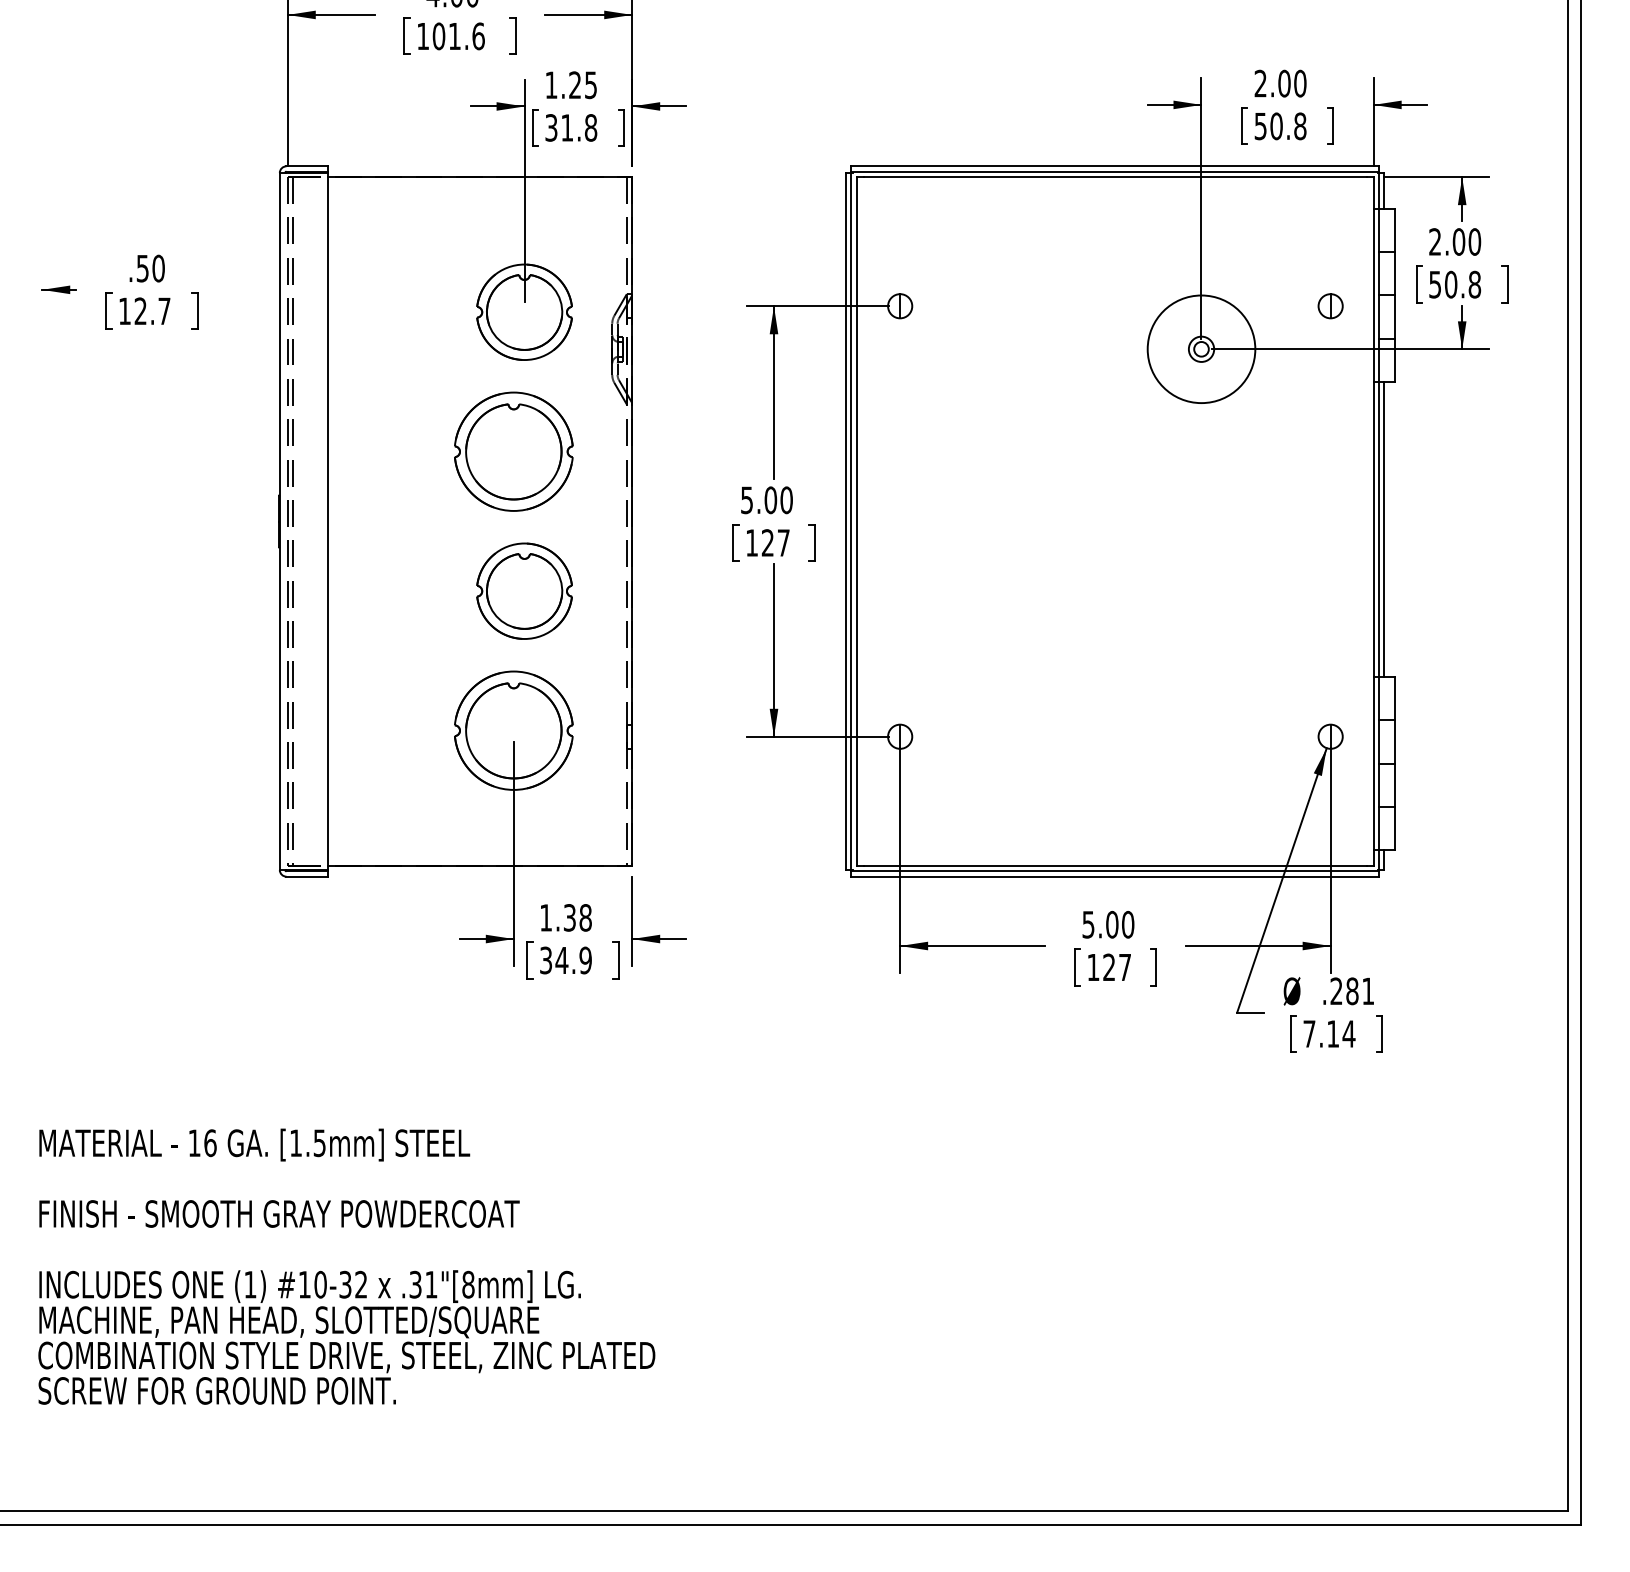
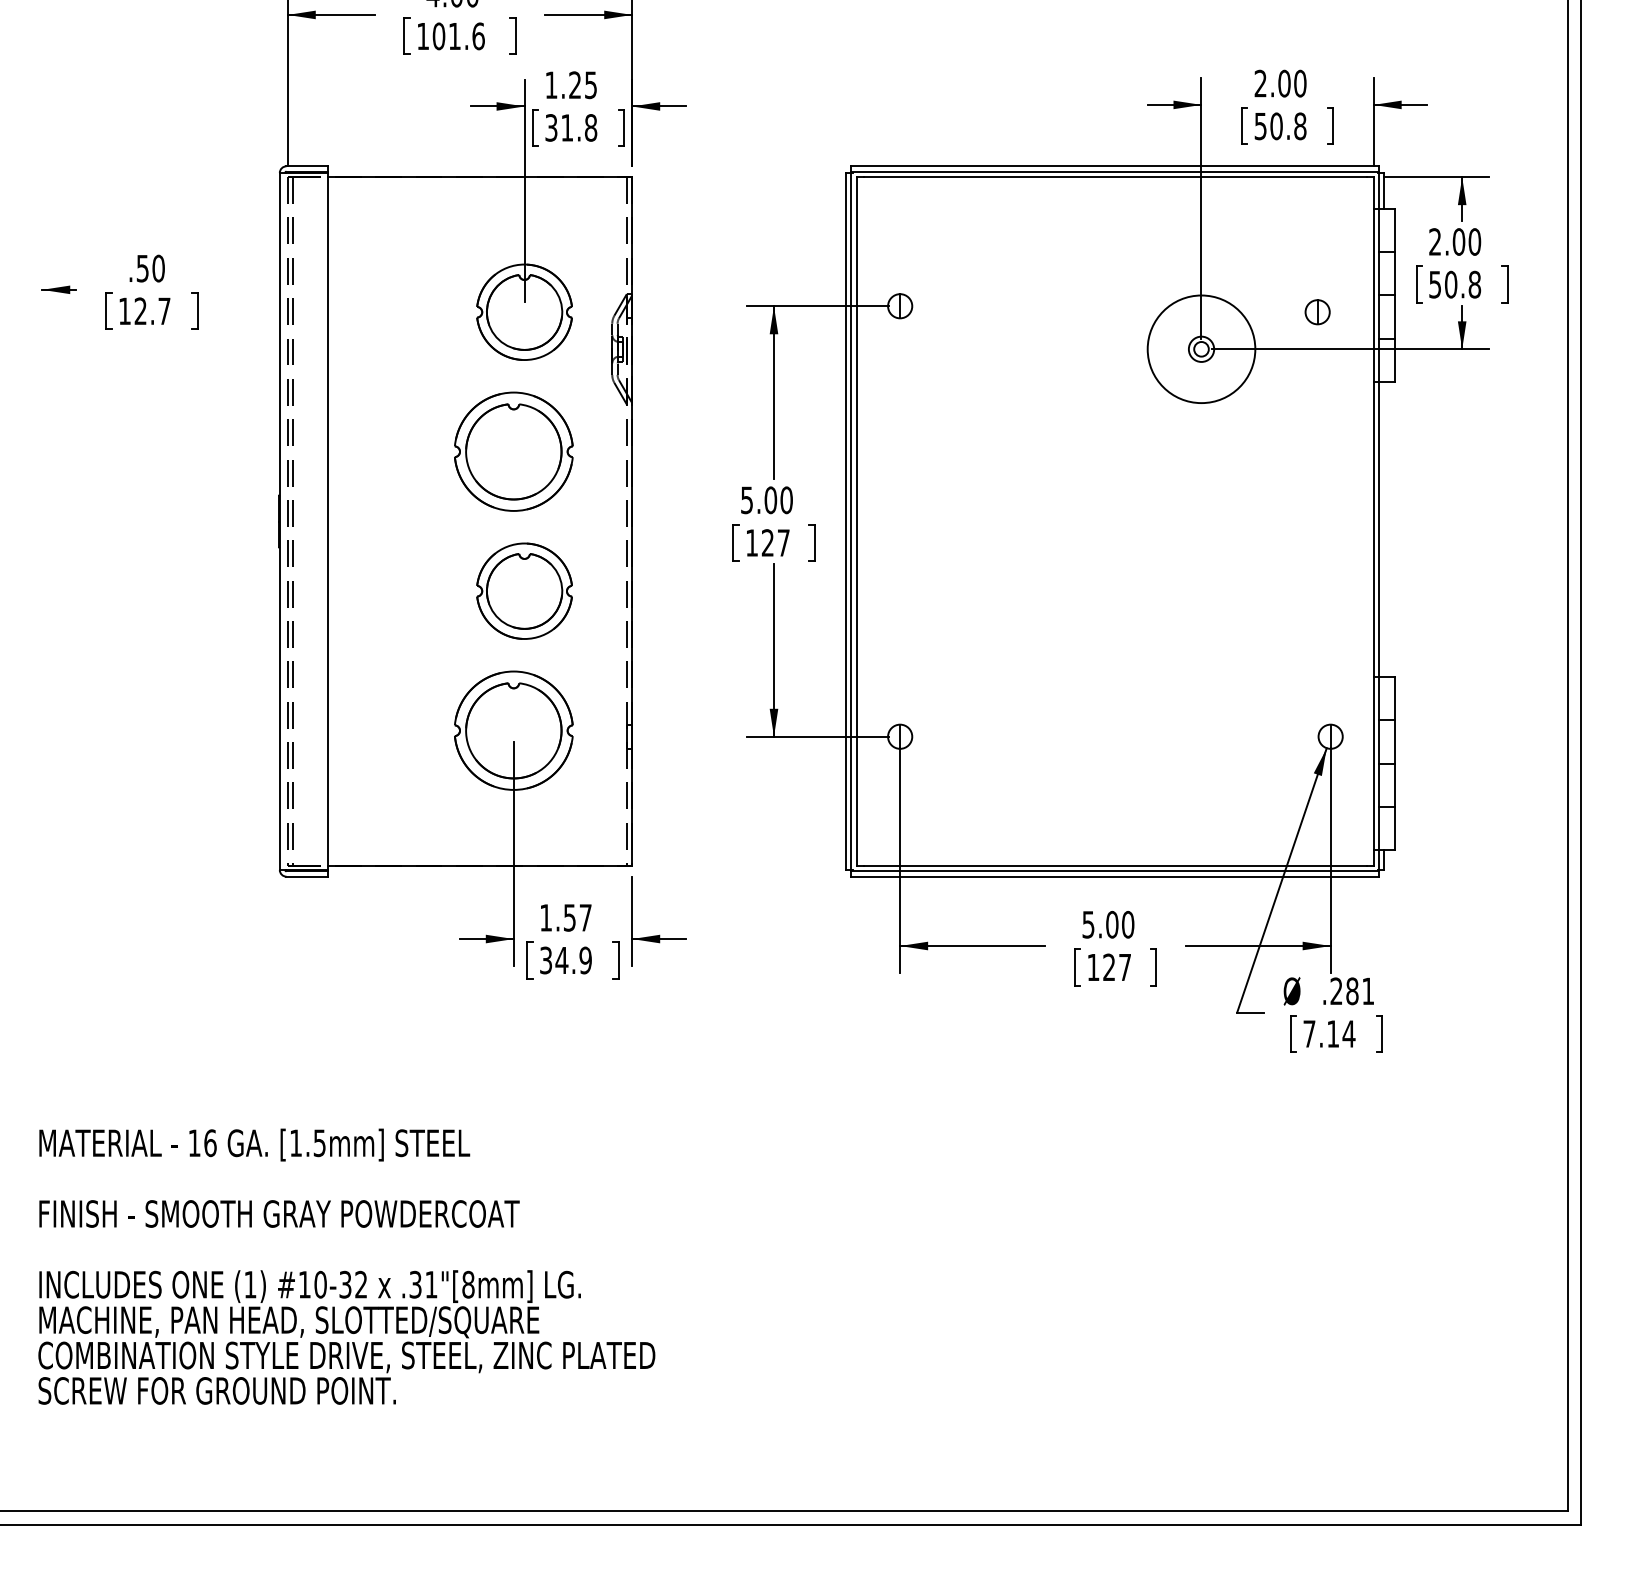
part position: (1330, 306) -> (1317, 312) (1317, 312)
line: present -> none (1384, 529)
text: 1.38 -> 1.57 (577, 917)
